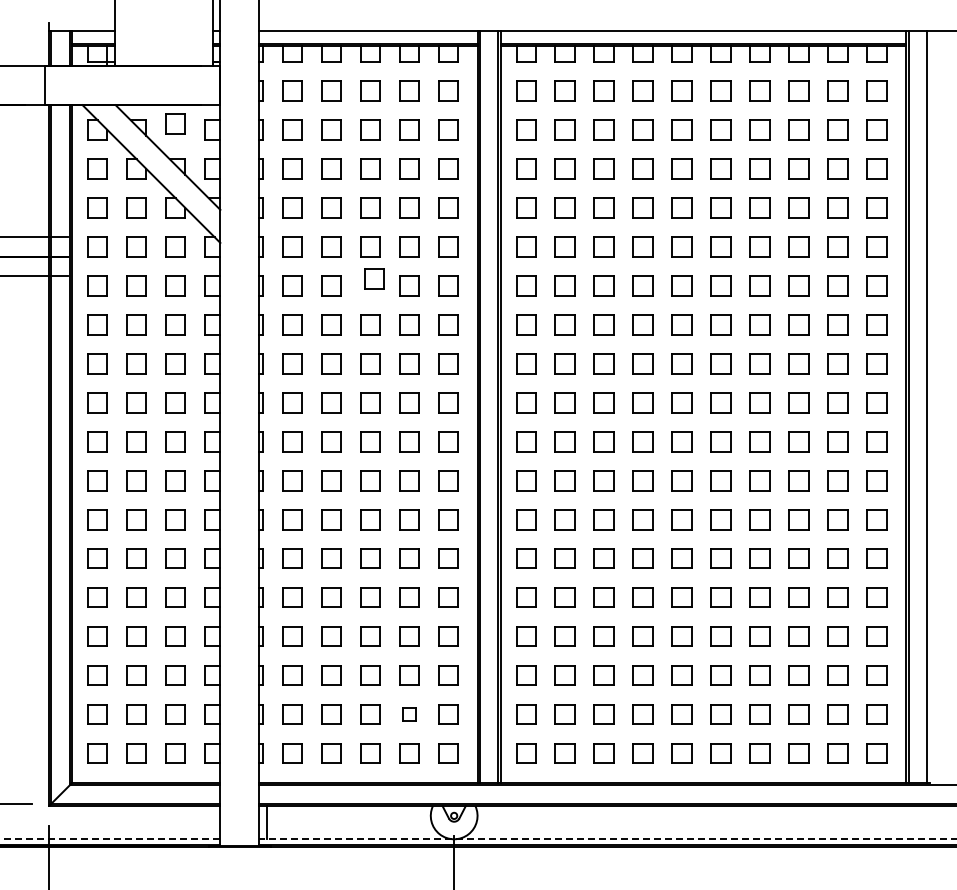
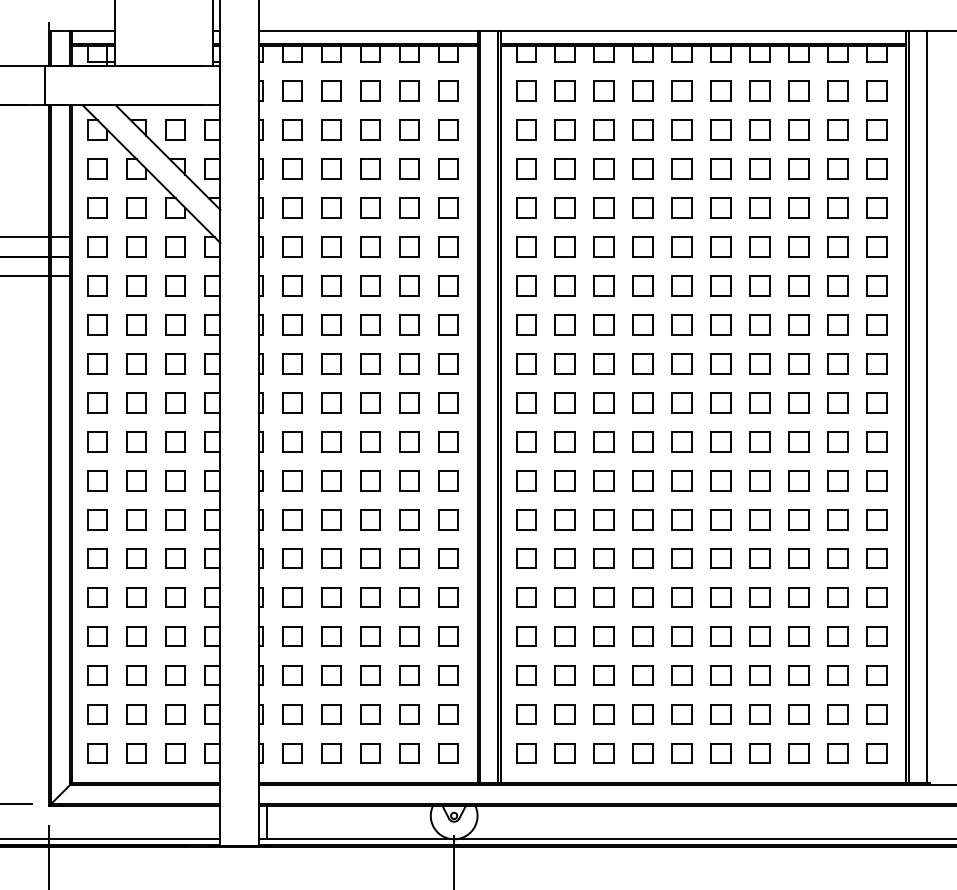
part position: (175, 123) -> (175, 129) (175, 129)
part position: (374, 278) -> (370, 285) (370, 285)
part size: 15x15 px -> 21x21 px (409, 714)
line: dashed -> solid (110, 839)
line: dashed -> solid (607, 839)
